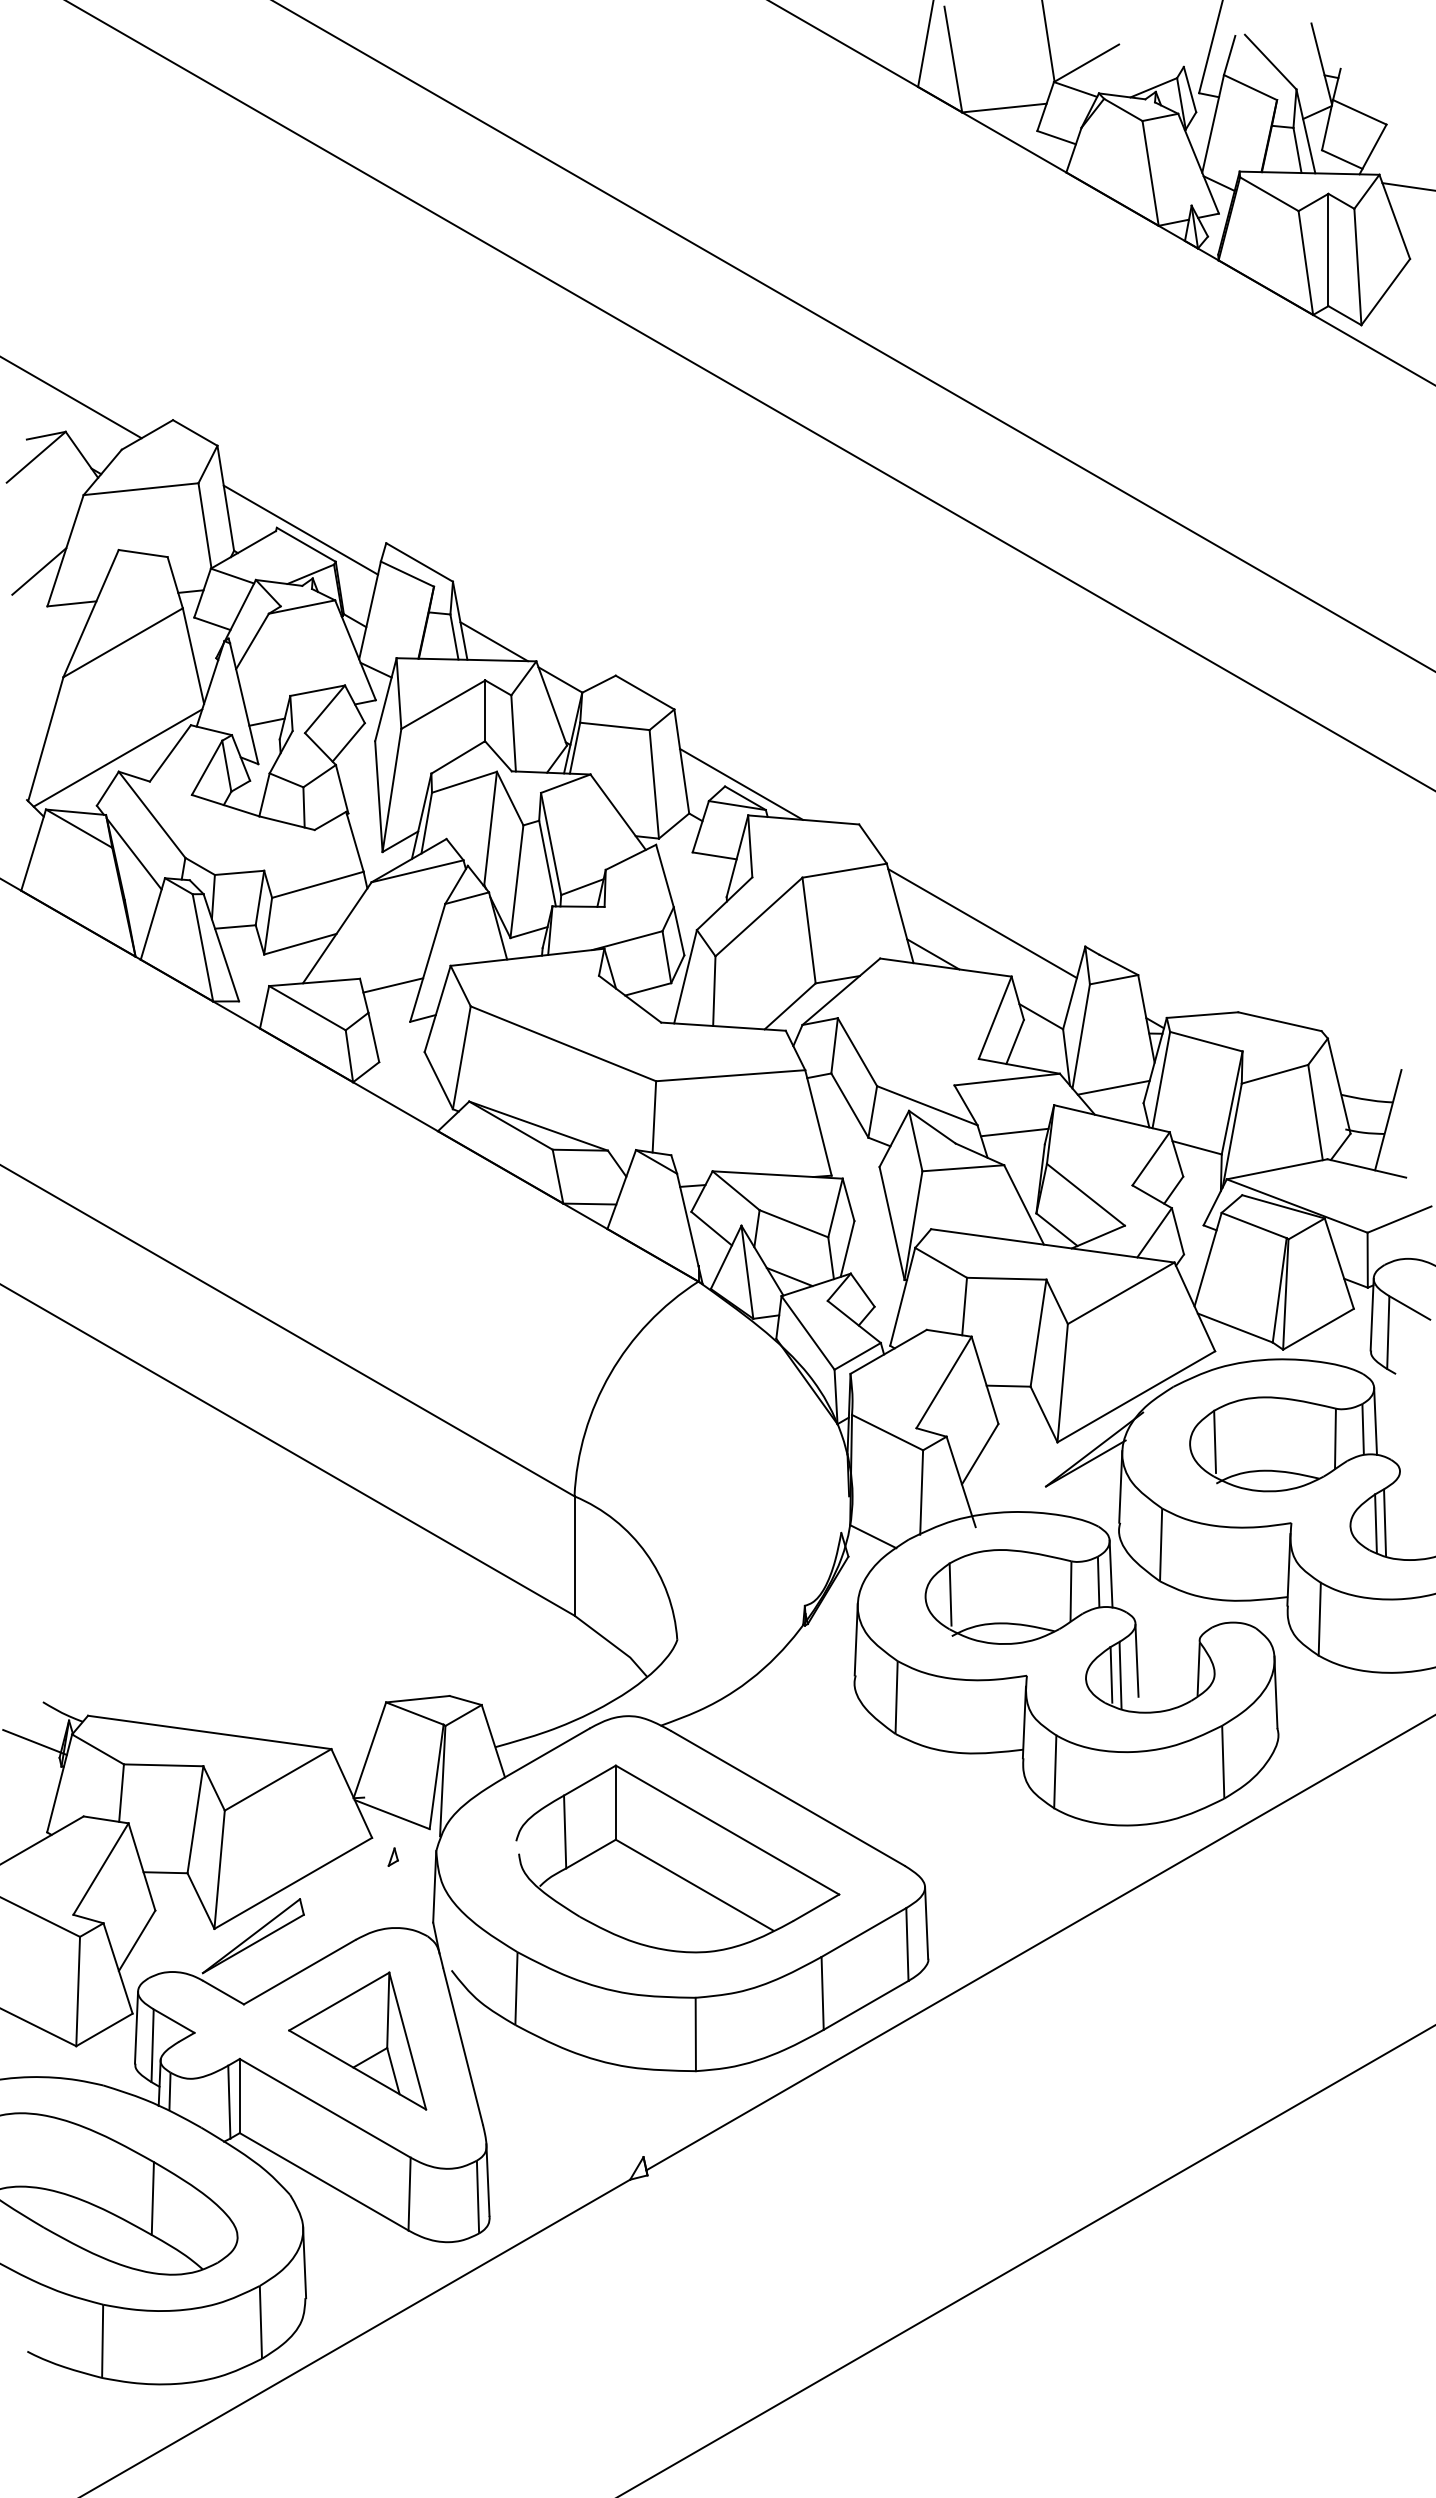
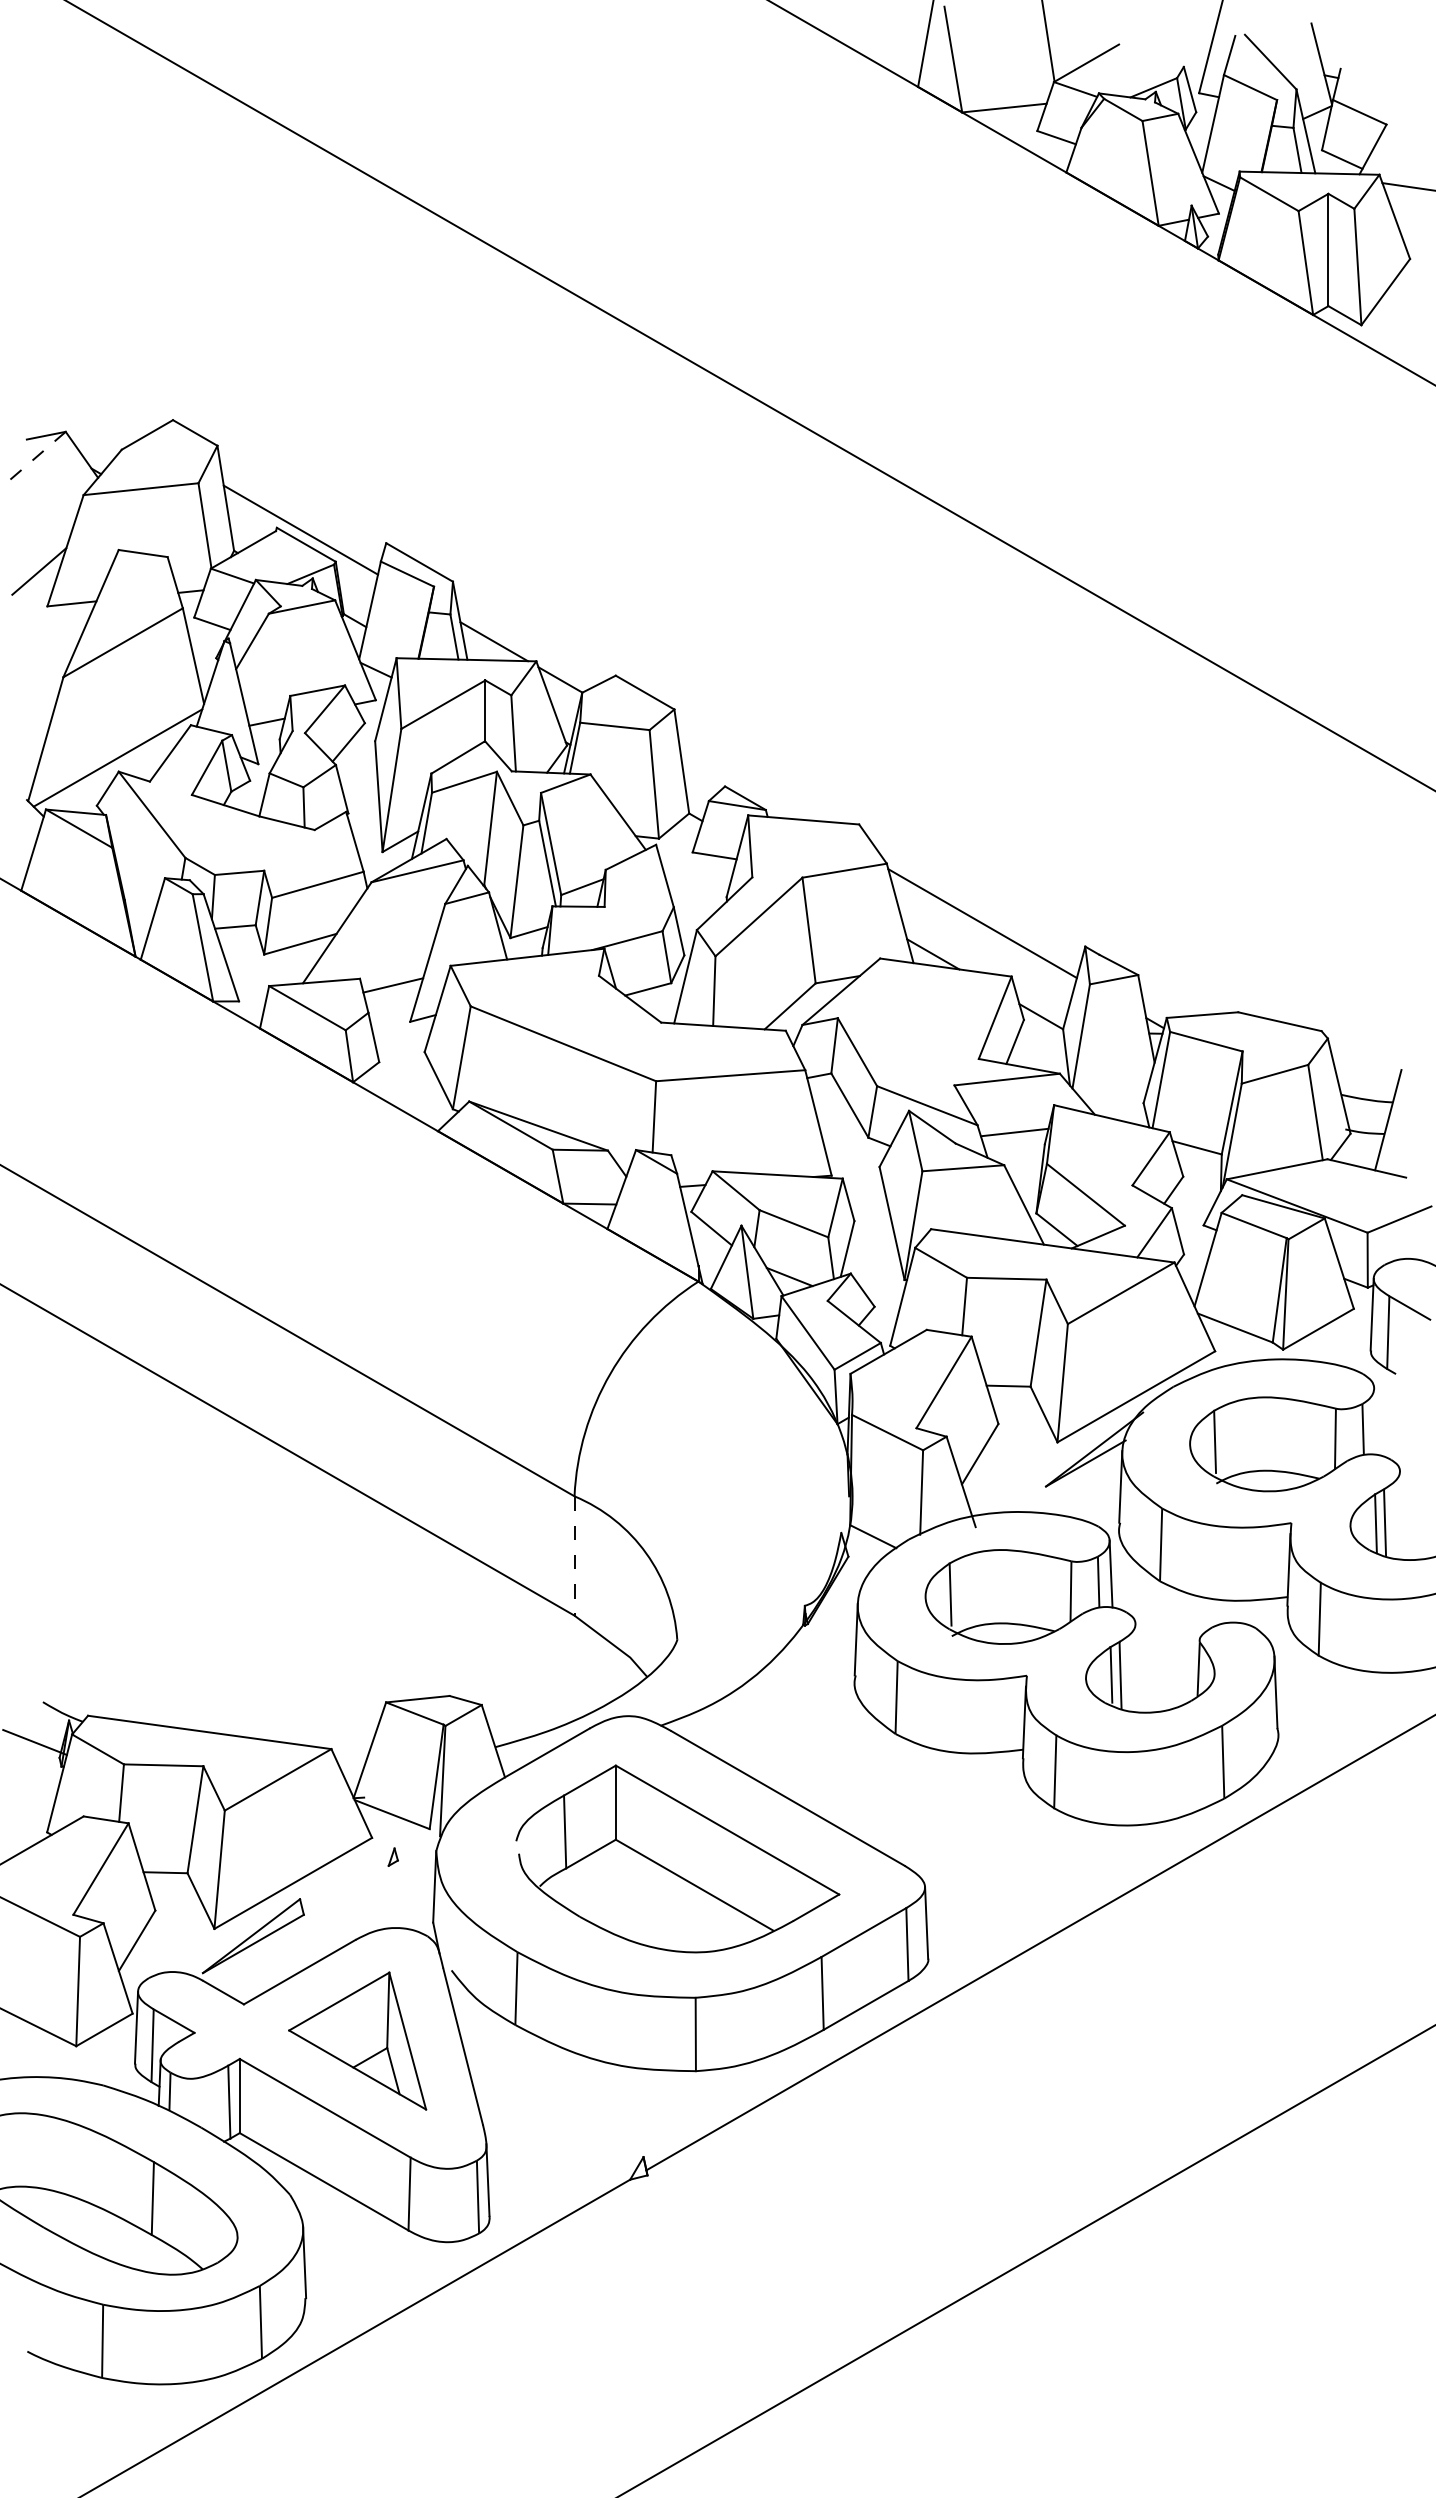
line: present -> none (853, 336)
line: present -> none (71, 397)
line: solid -> dashed (36, 457)
line: present -> none (741, 783)
line: present -> none (133, 853)
line: present -> none (1113, 1087)
line: present -> none (1375, 1420)
line: solid -> dashed (574, 1556)
line: present -> none (1136, 1660)
